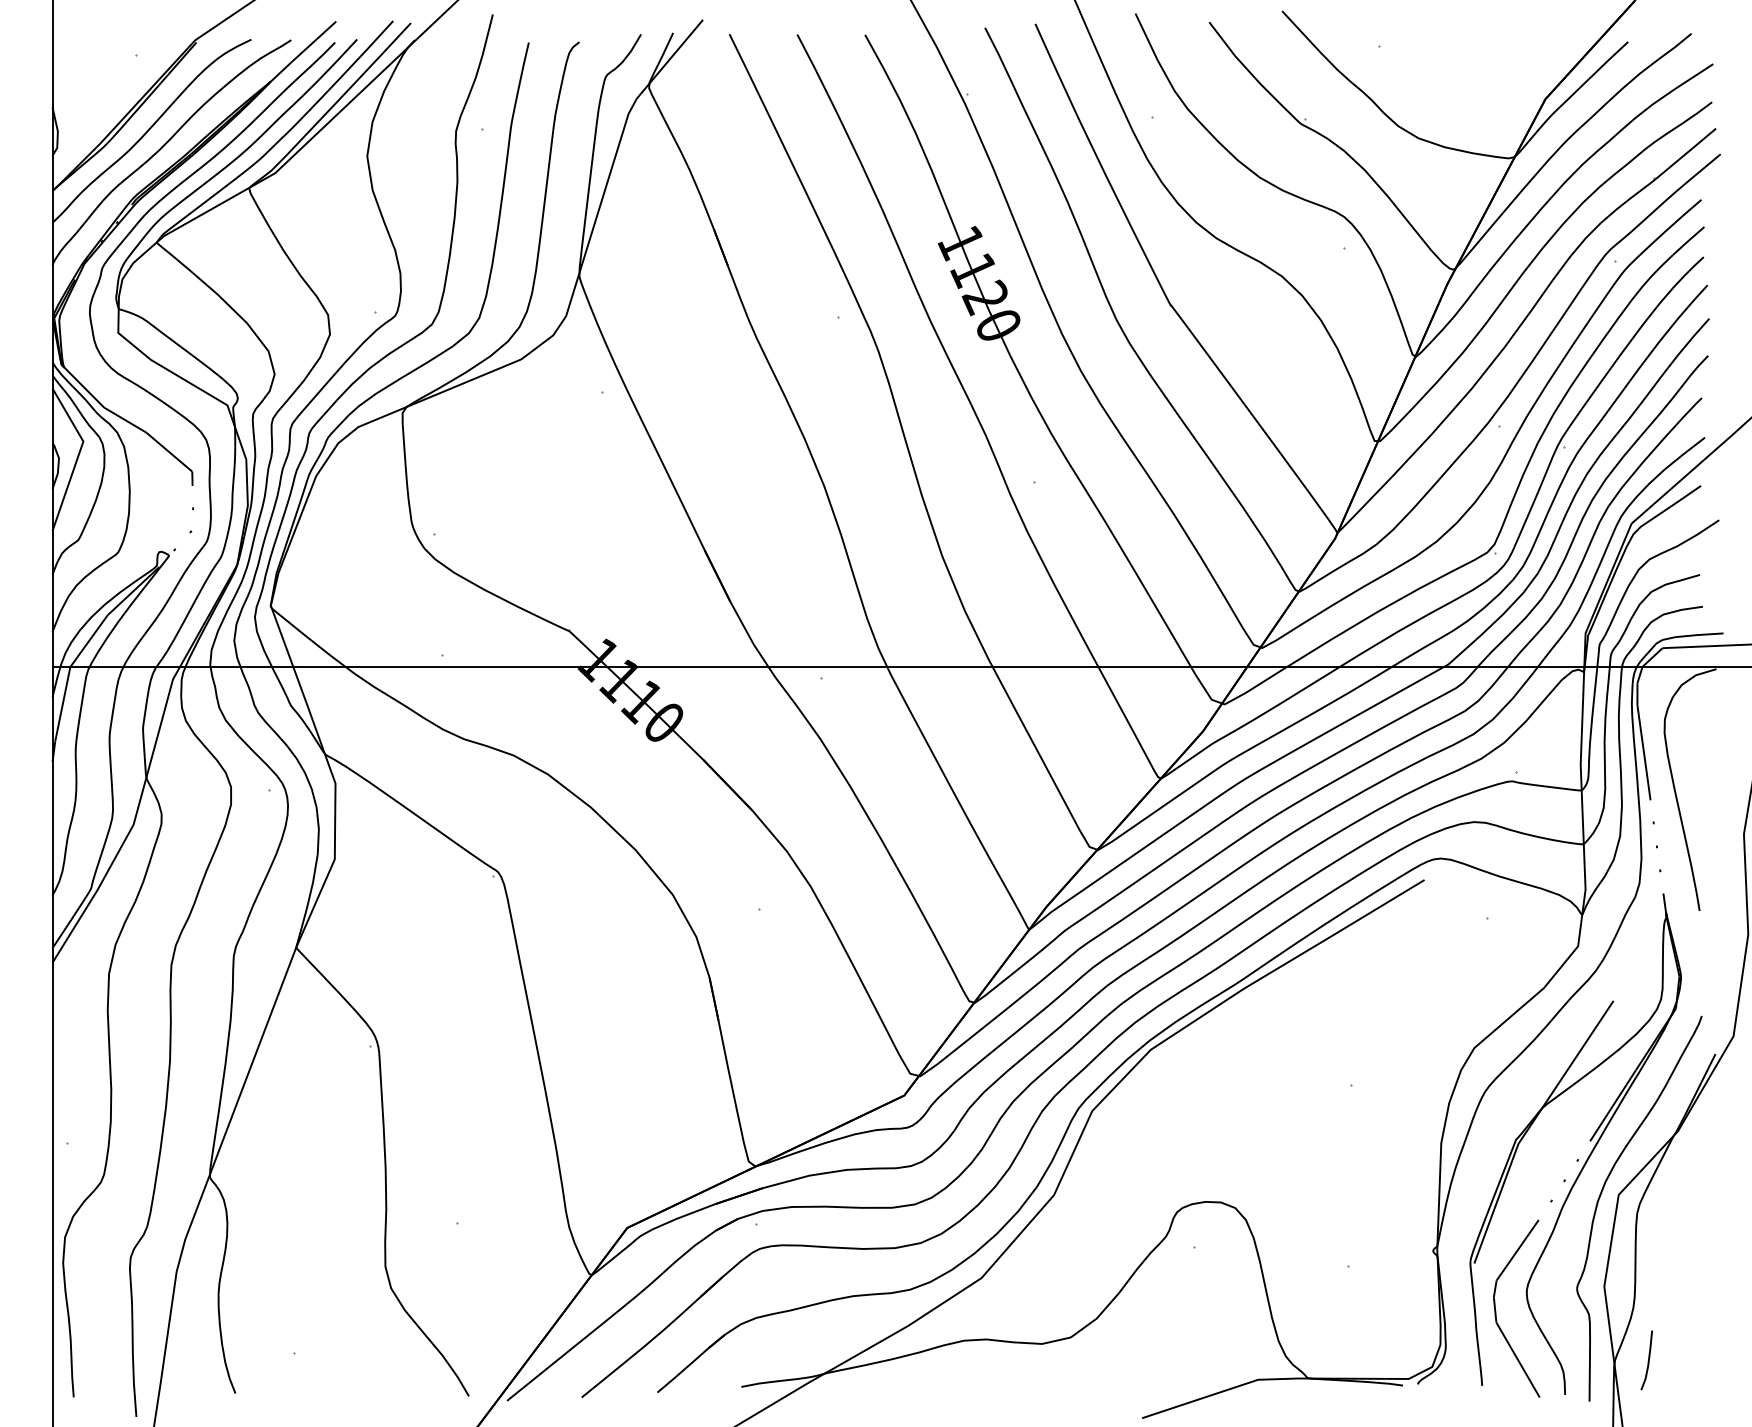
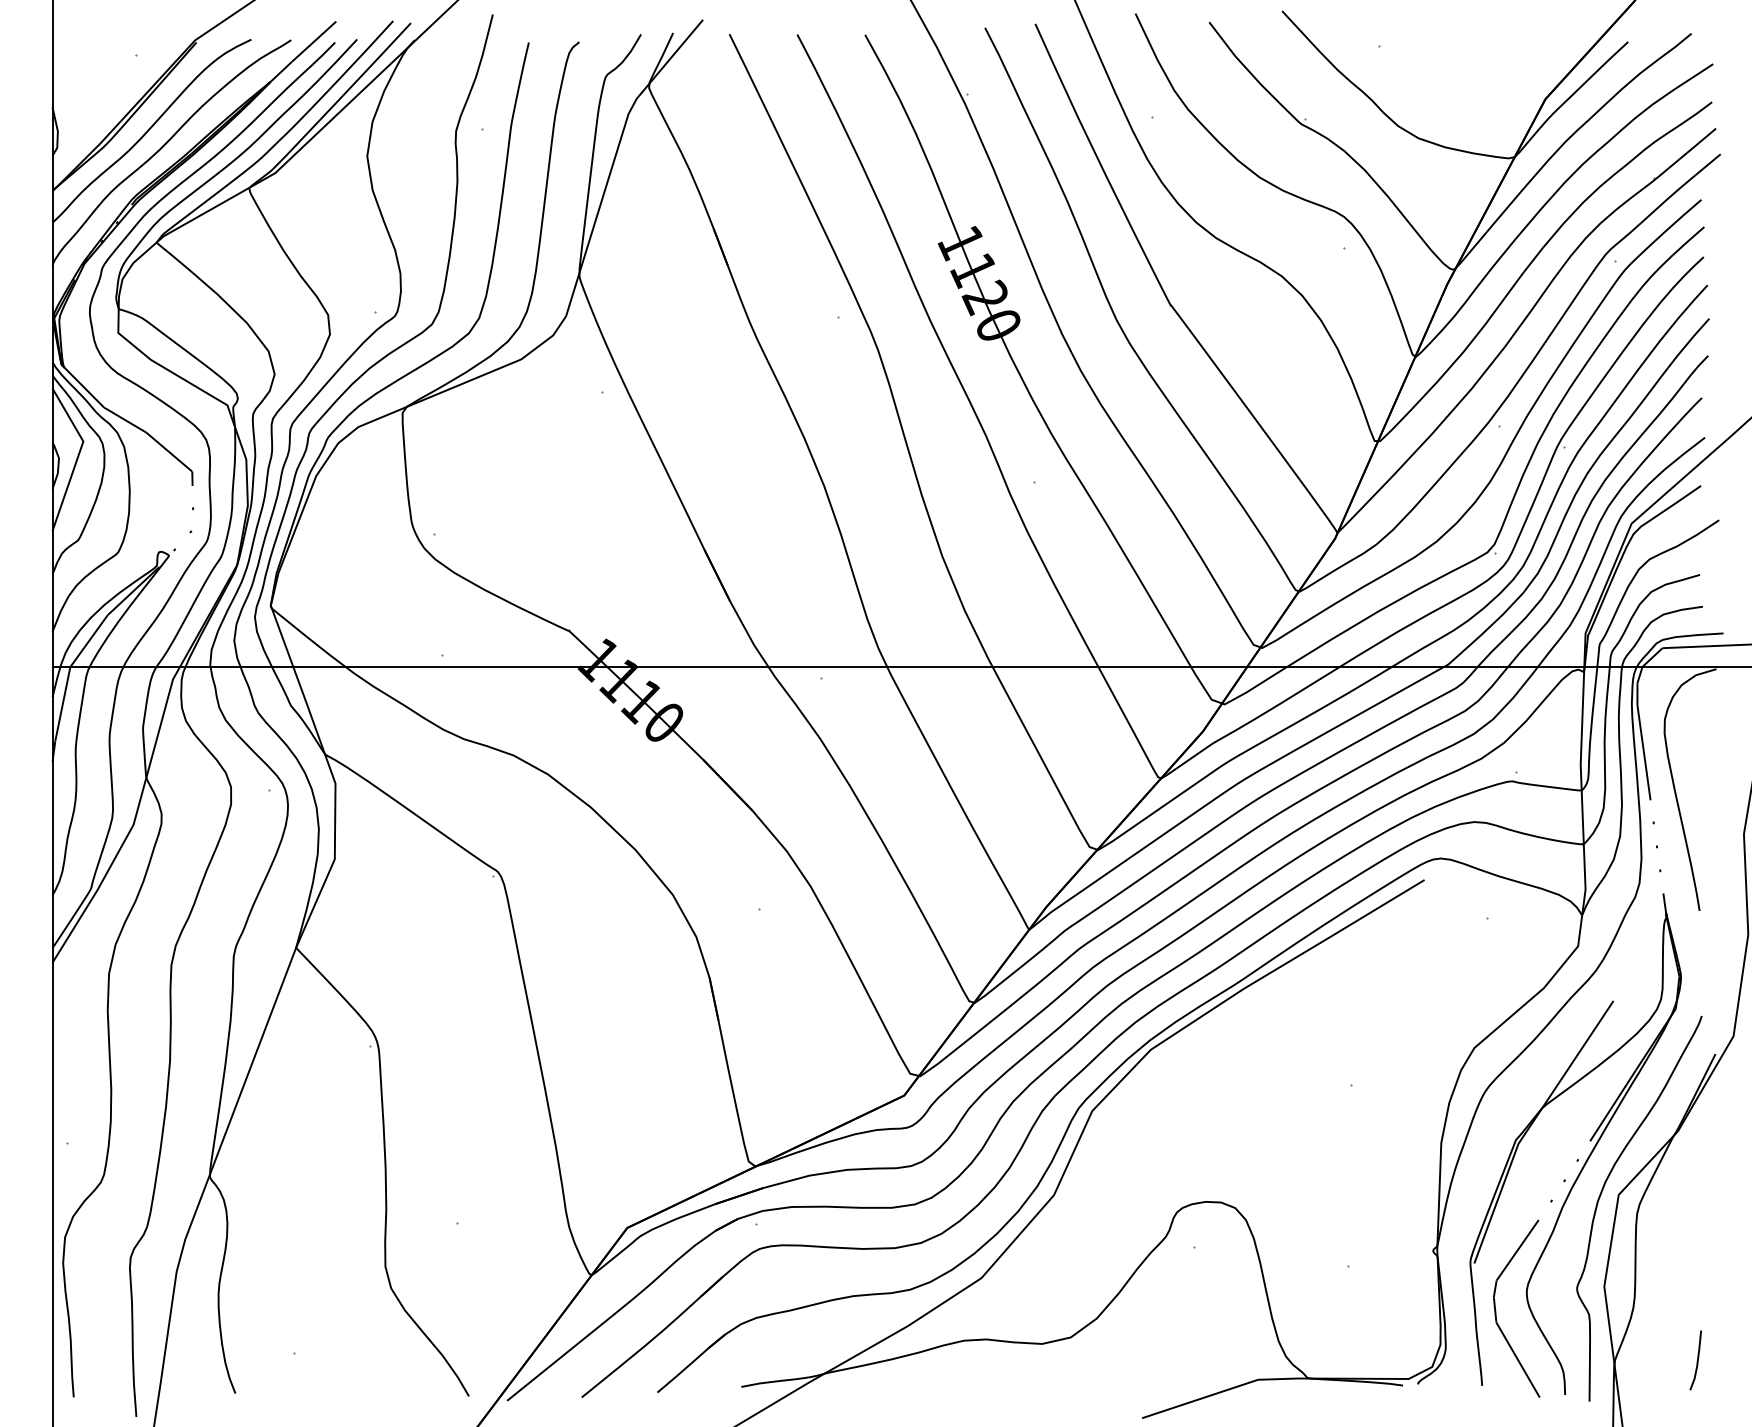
line position: (1647, 1361) -> (1696, 1361) (1696, 1361)
